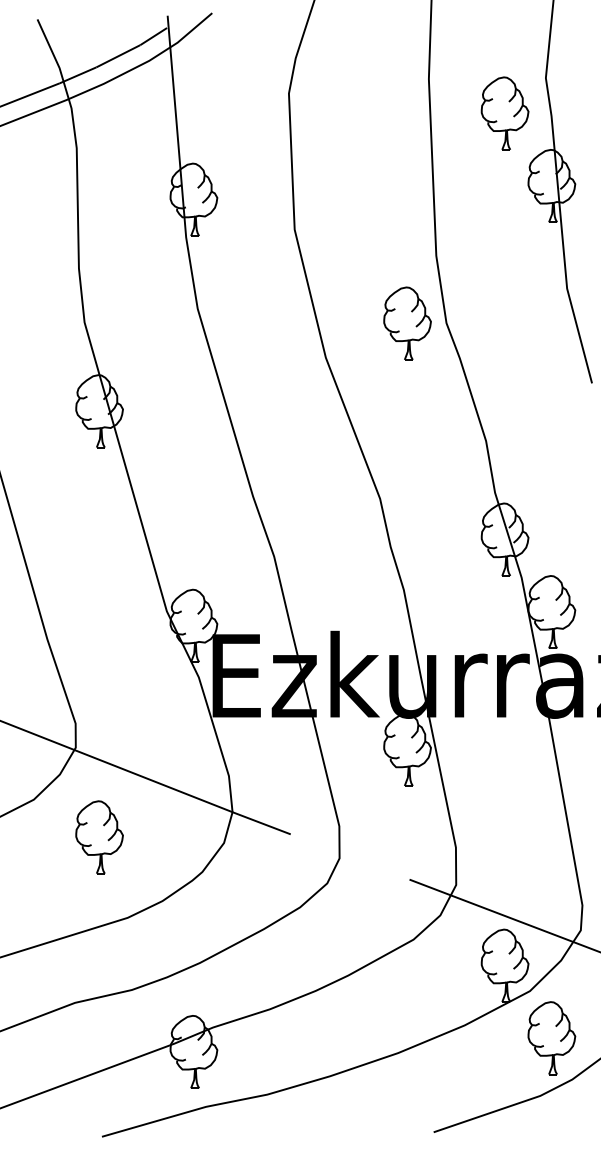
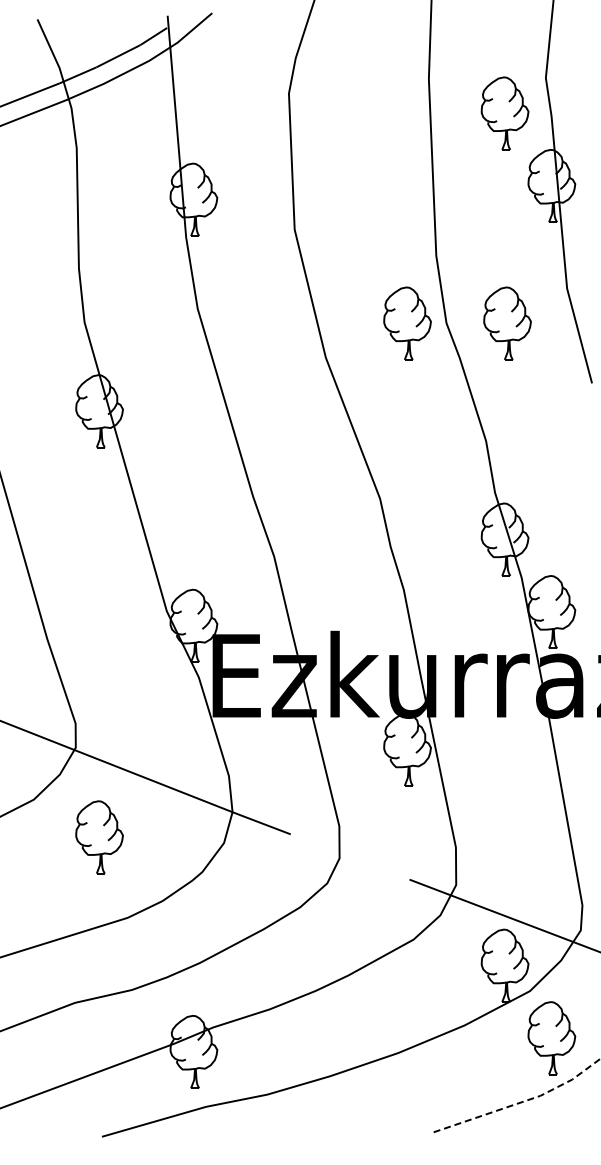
part: none -> present (507, 323)
line: solid -> dashed (521, 1102)
